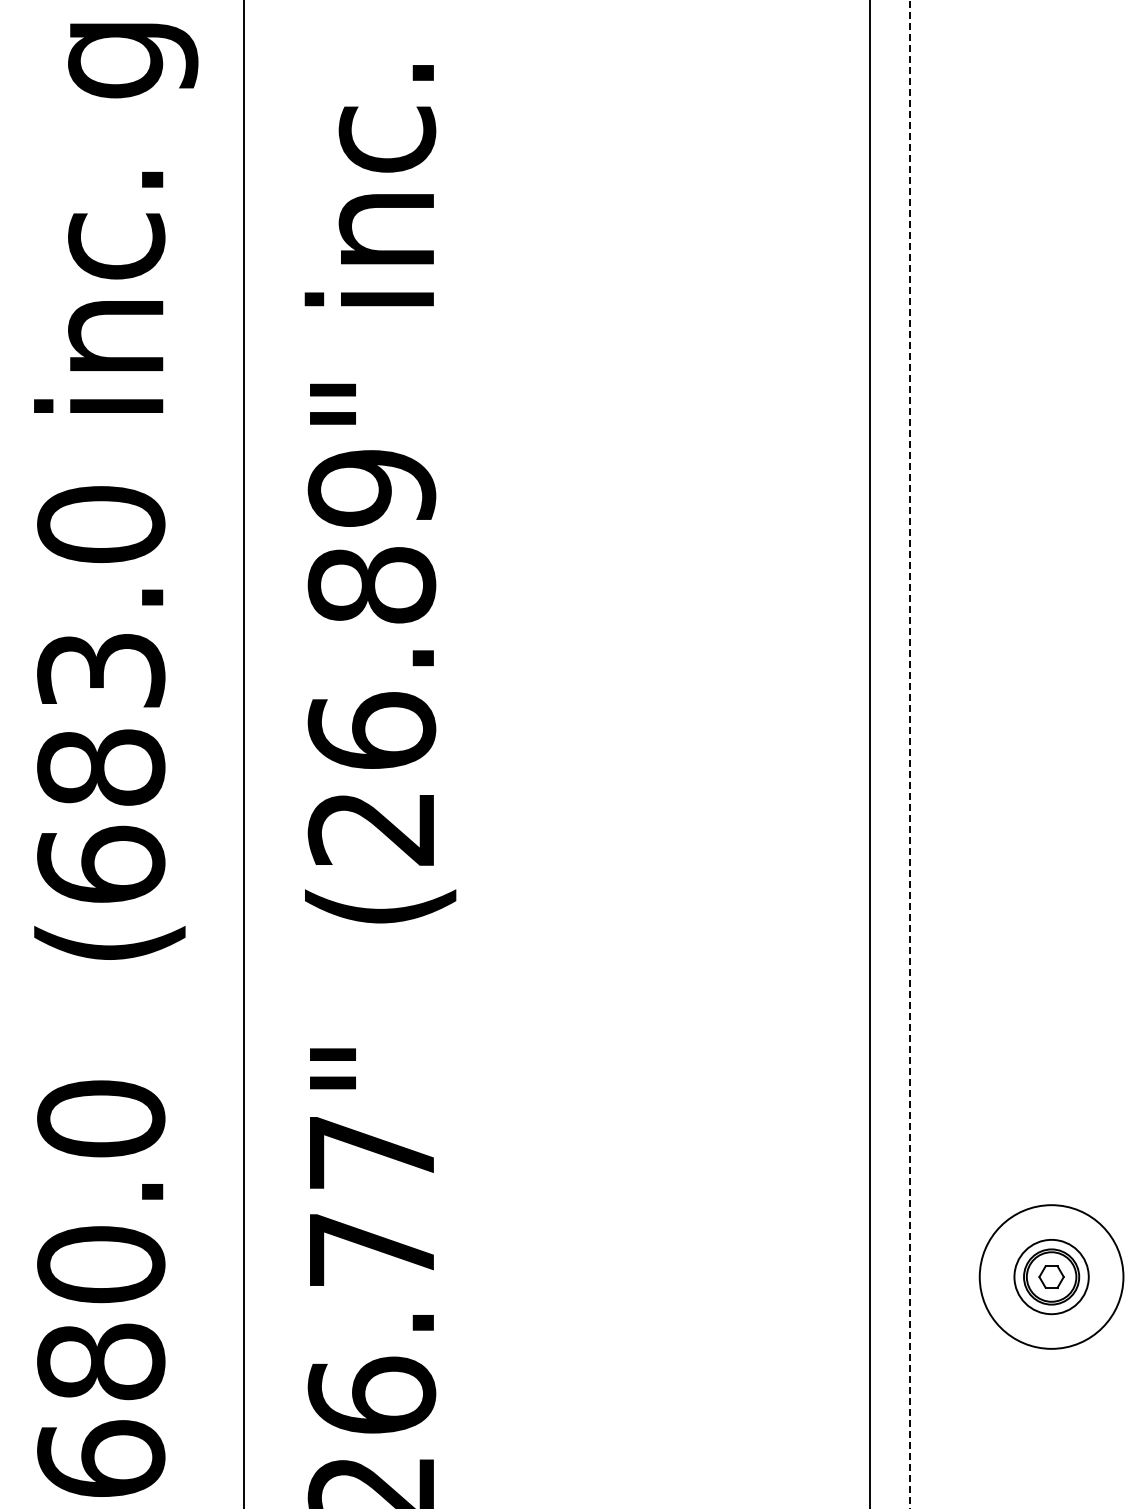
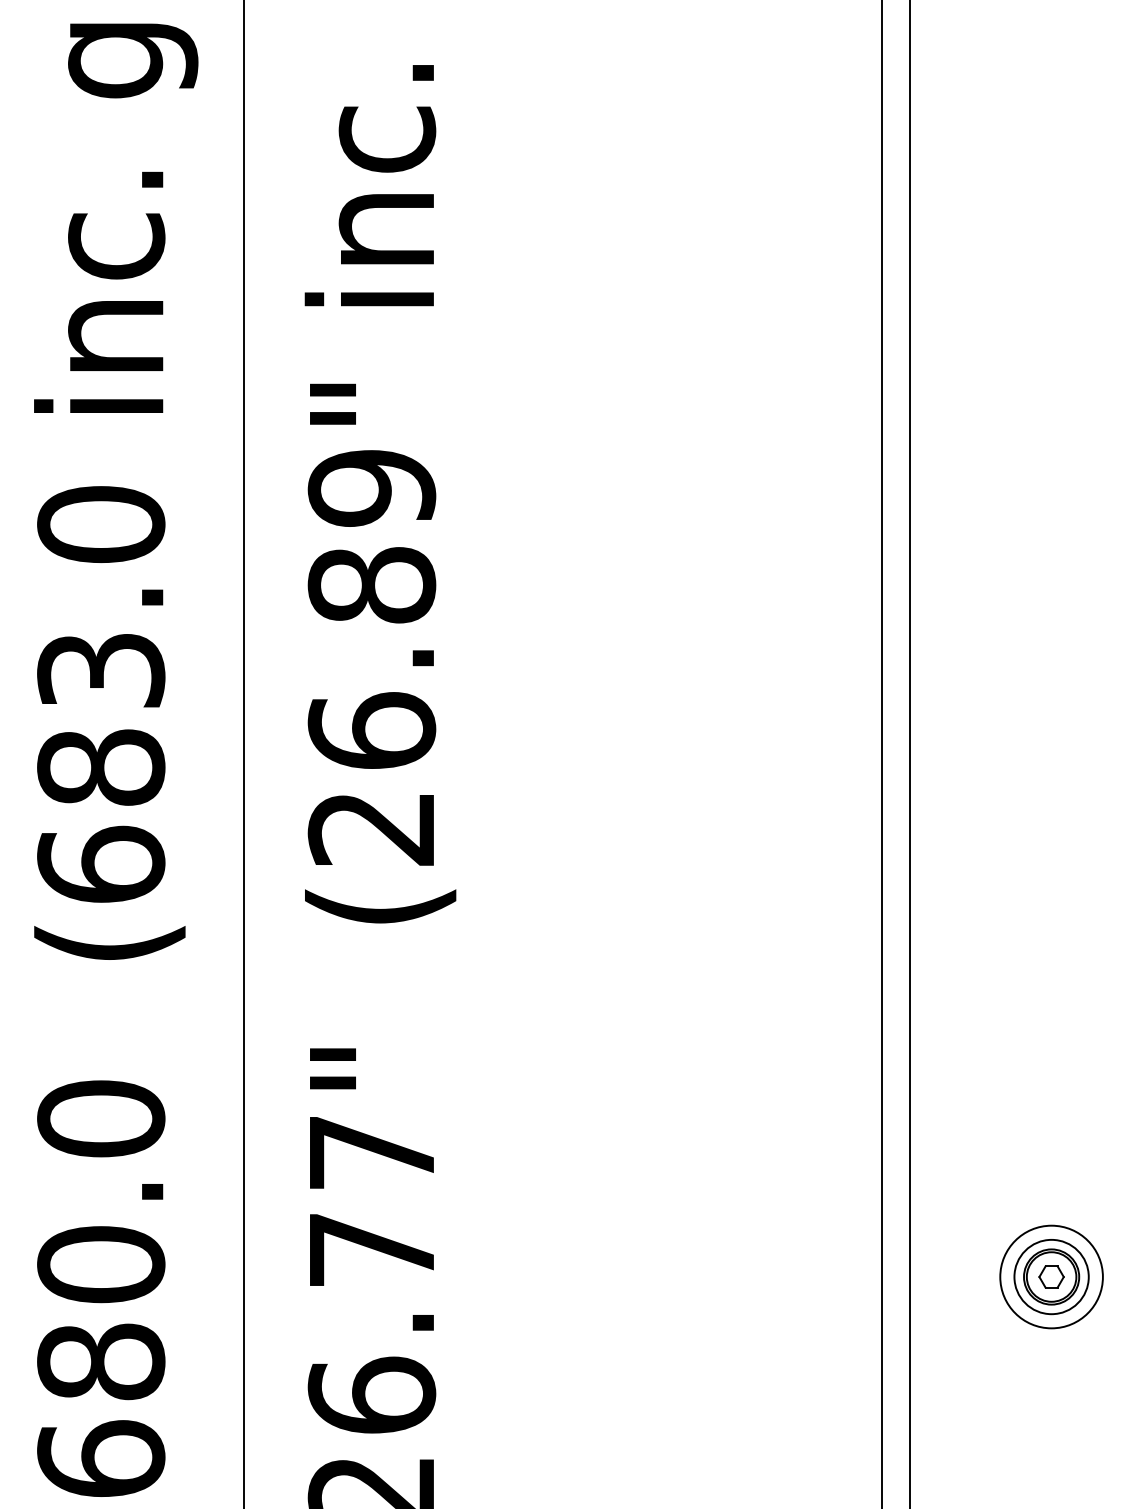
line position: (869, 753) -> (881, 753) (881, 753)
line: dashed -> solid (910, 754)
circle diameter: 144 px -> 103 px (1051, 1276)
